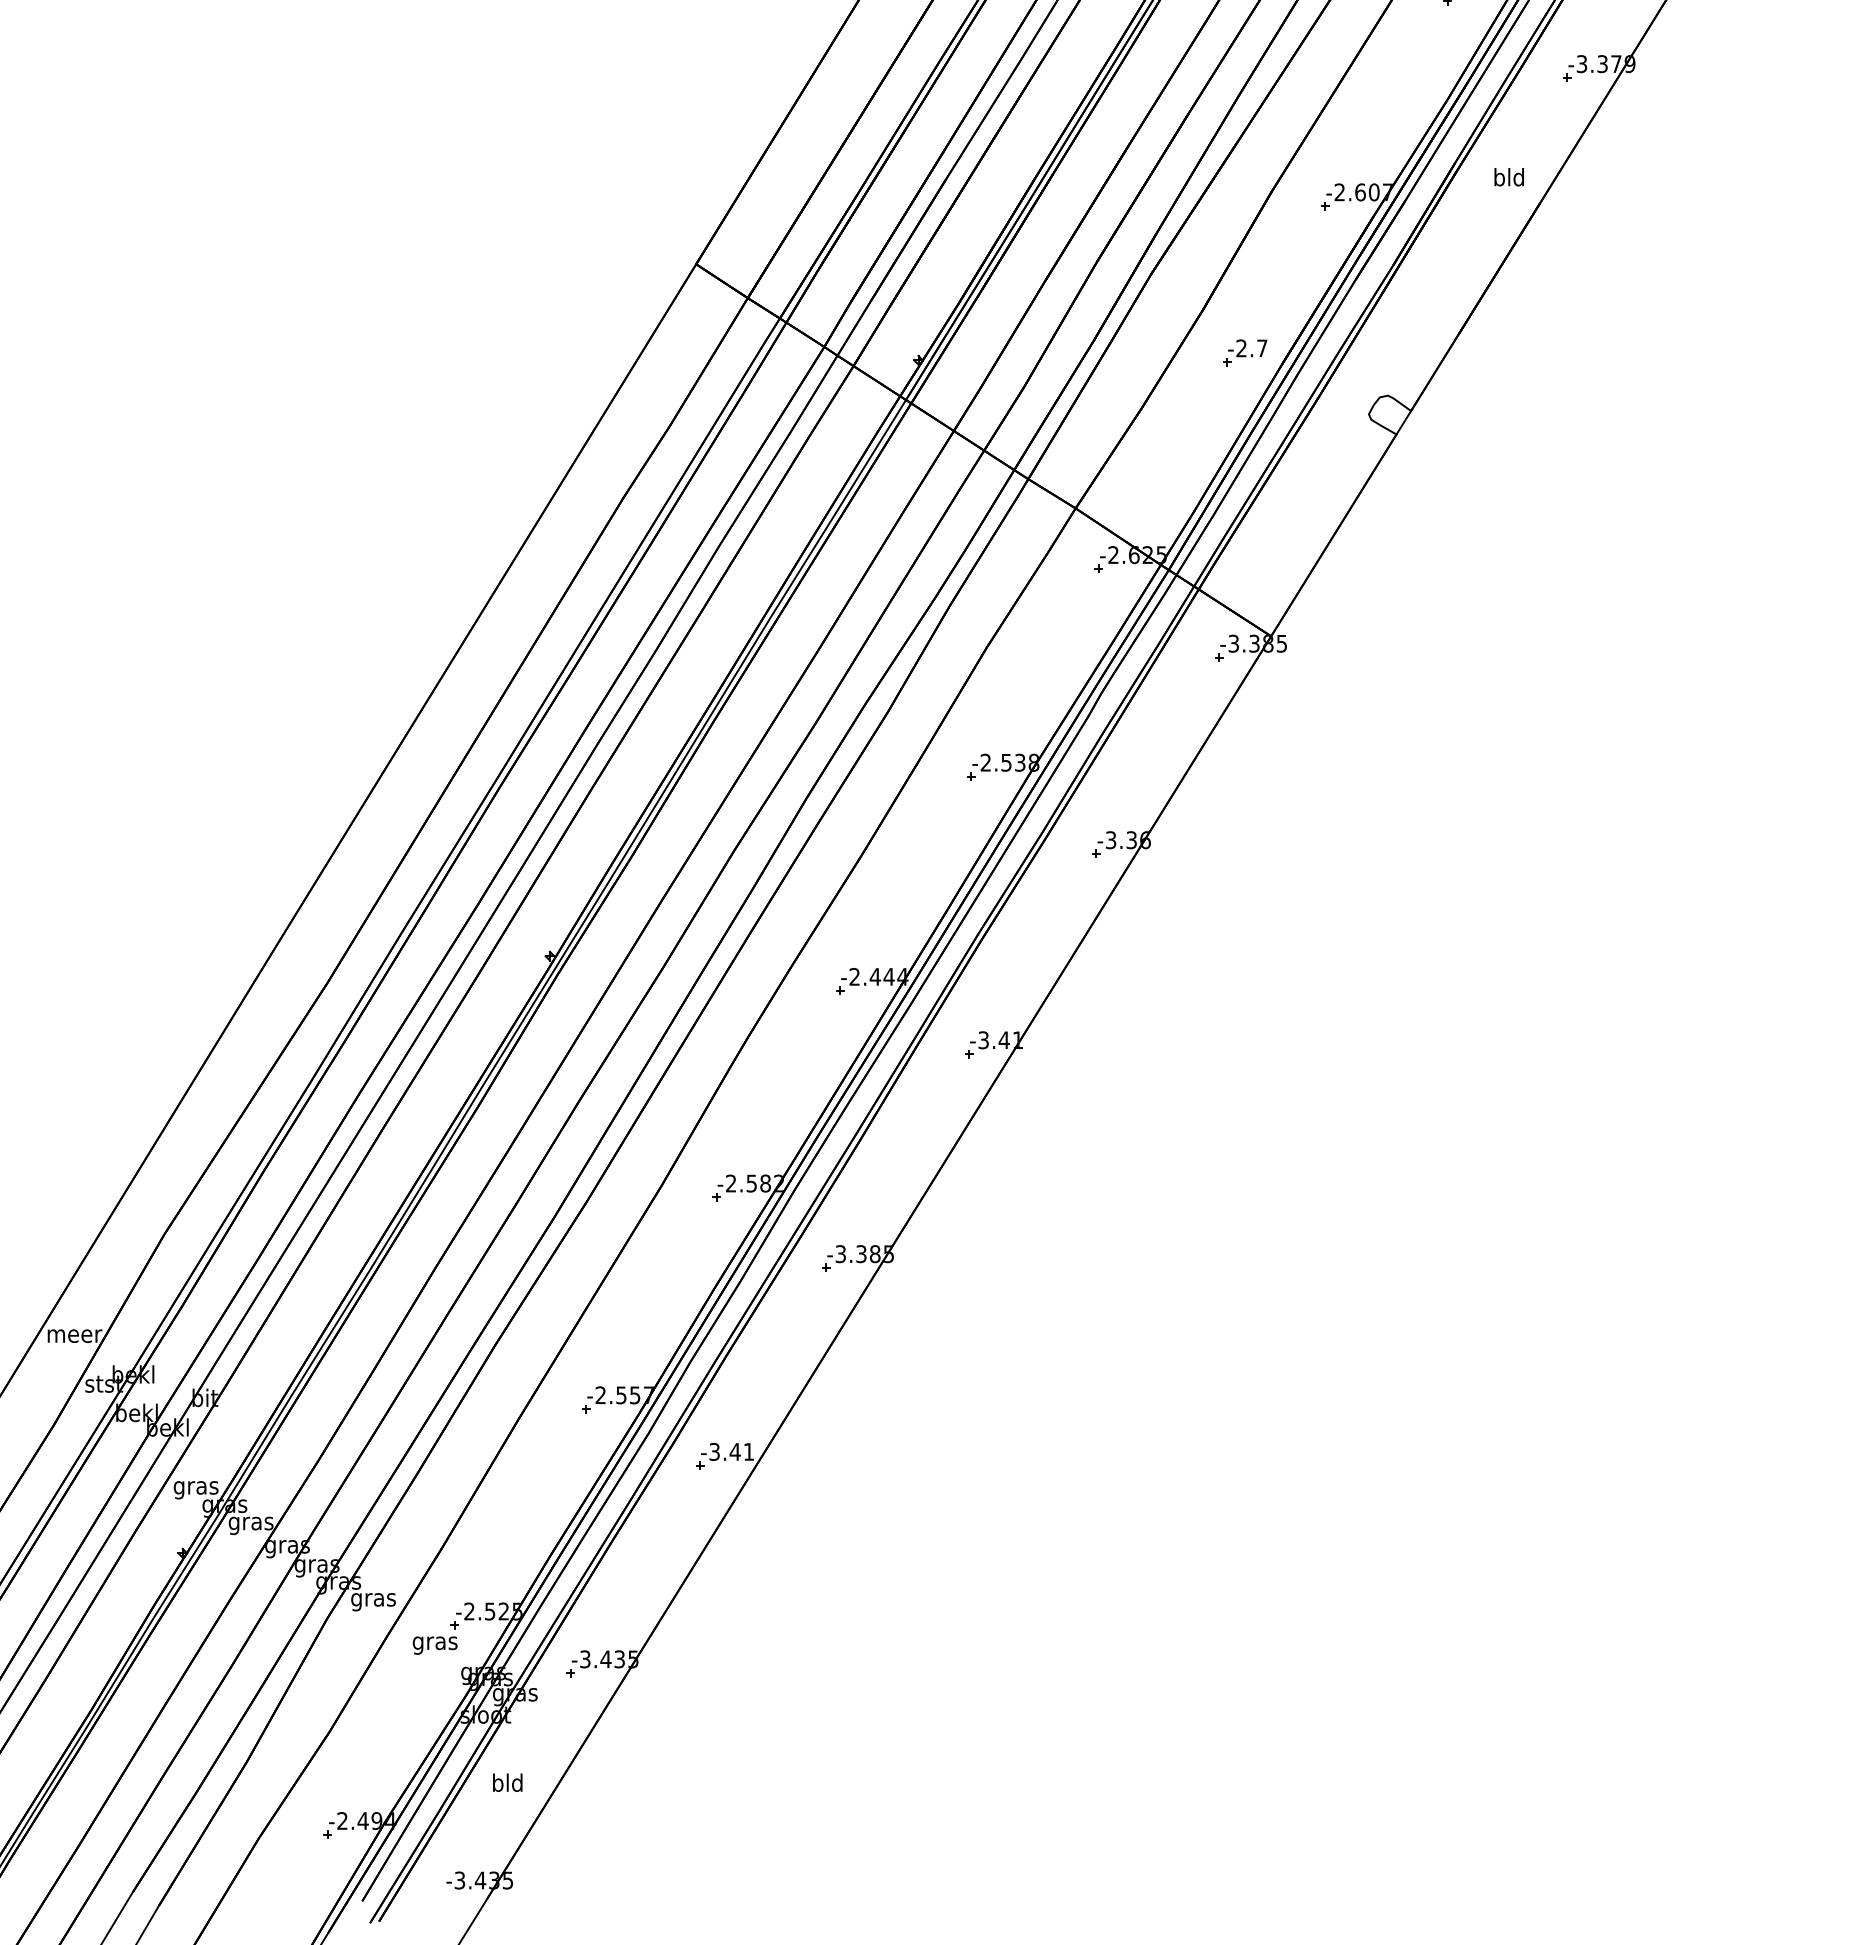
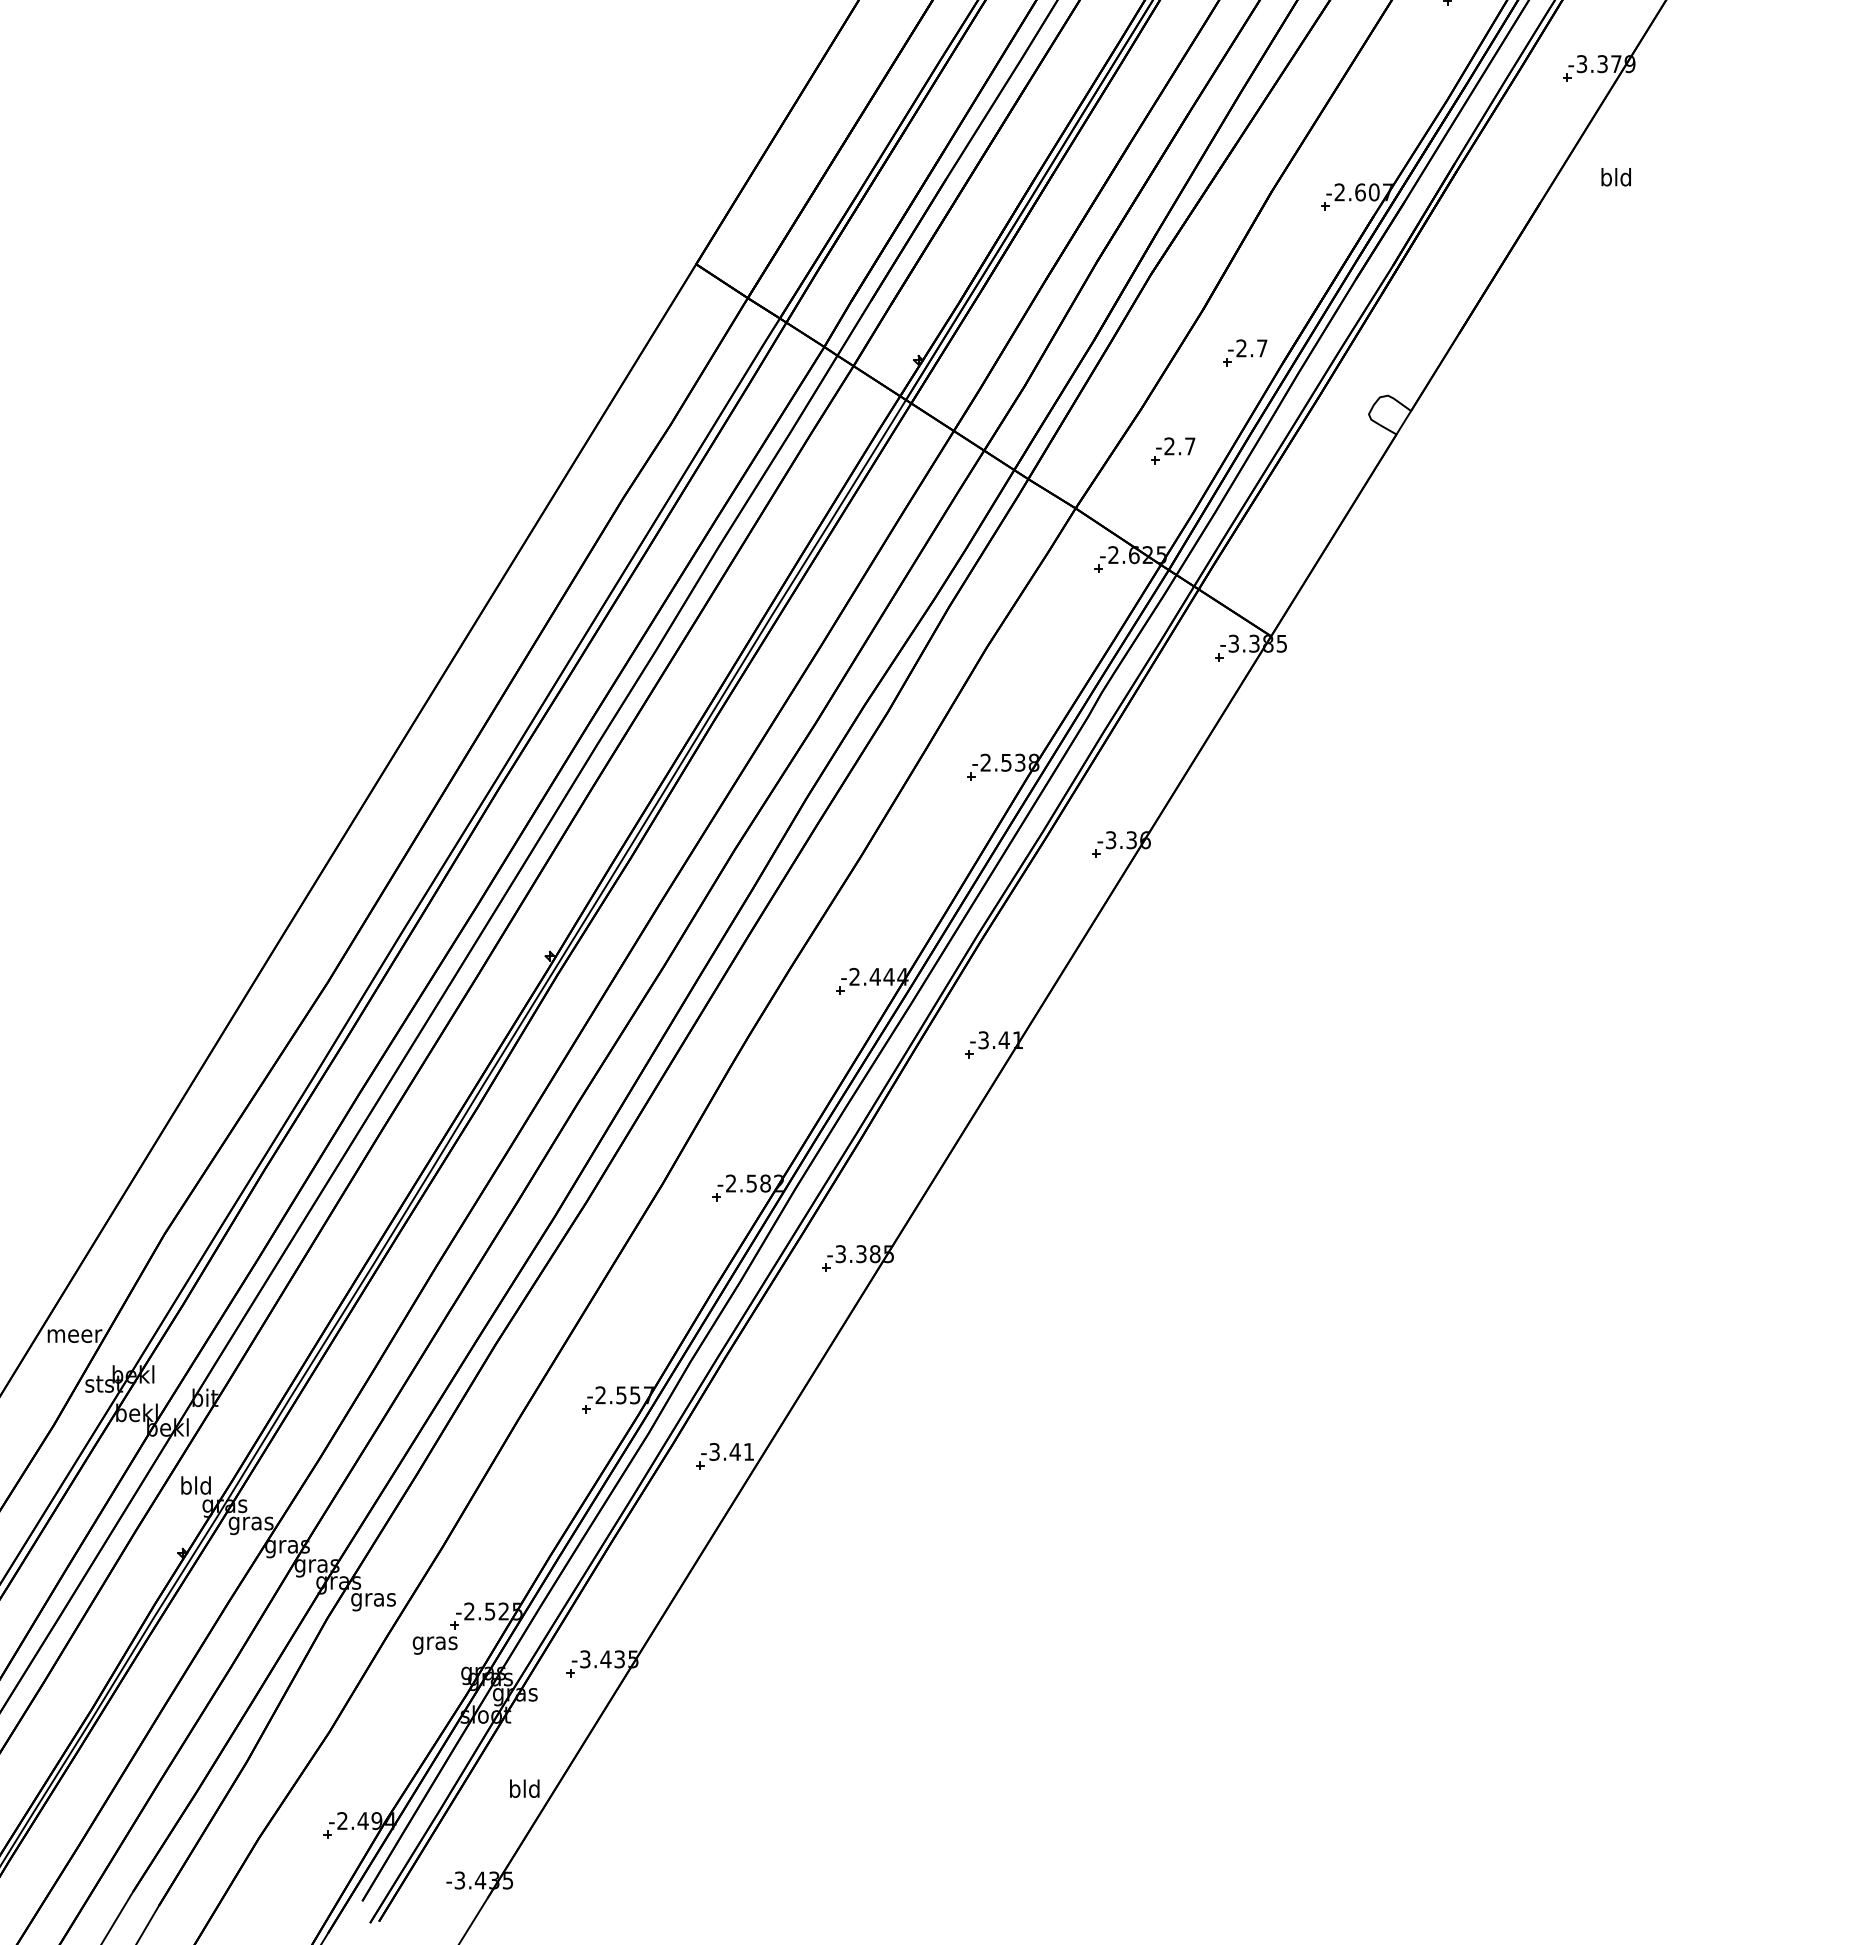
text position: (1508, 177) -> (1615, 177) (1615, 177)
part: none -> present (1173, 450)
text: gras -> bld (195, 1487)
text position: (507, 1782) -> (524, 1788) (524, 1788)
